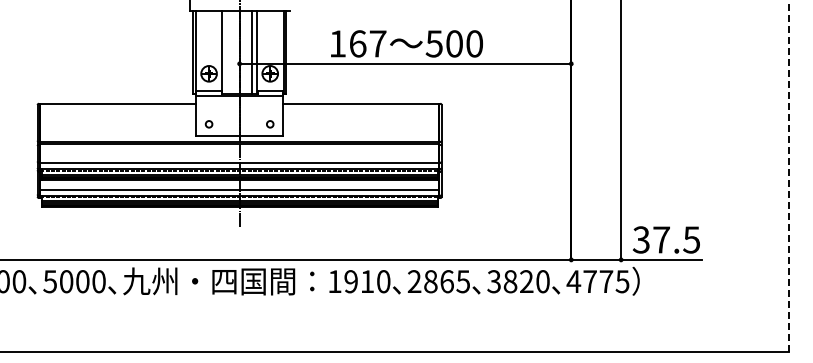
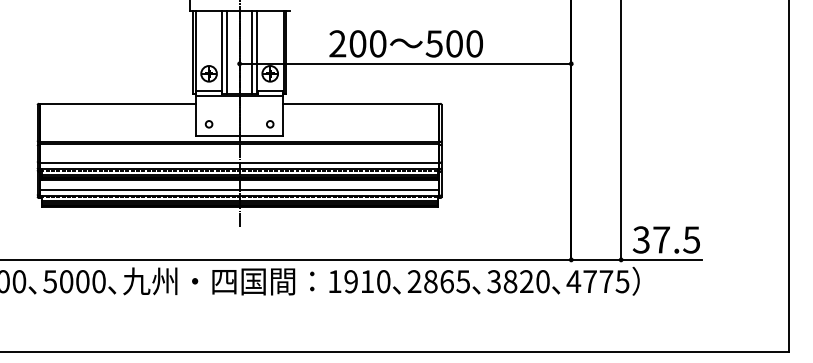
text: 167 -> 200 (357, 43)
line: none -> present (227, 51)
line: dashed -> solid (788, 176)
